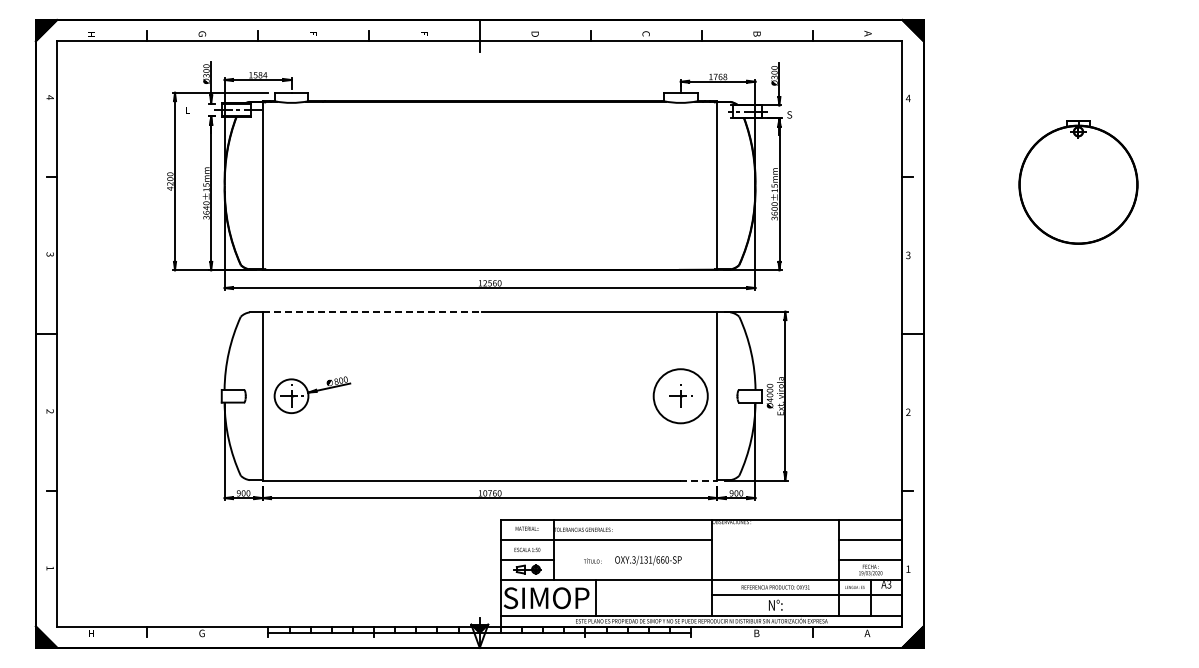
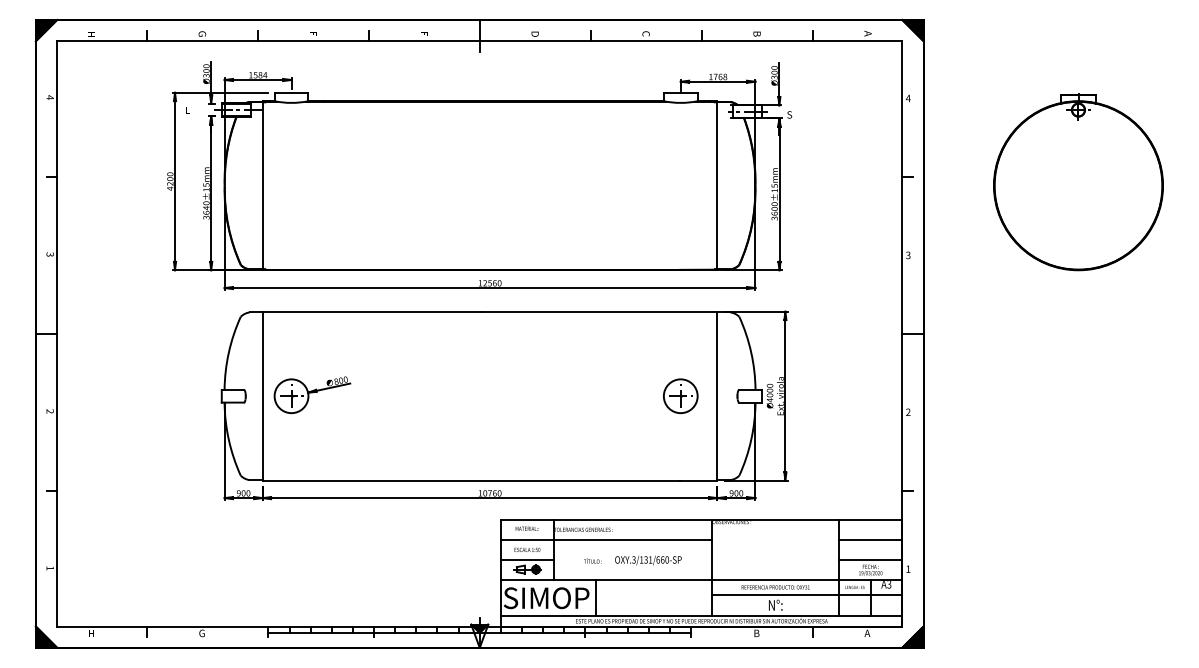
part size: 121x125 px -> 171x179 px (1078, 182)
line: dashed -> solid (372, 311)
circle diameter: 54 px -> 34 px (680, 396)
line: dashed -> solid (698, 480)
